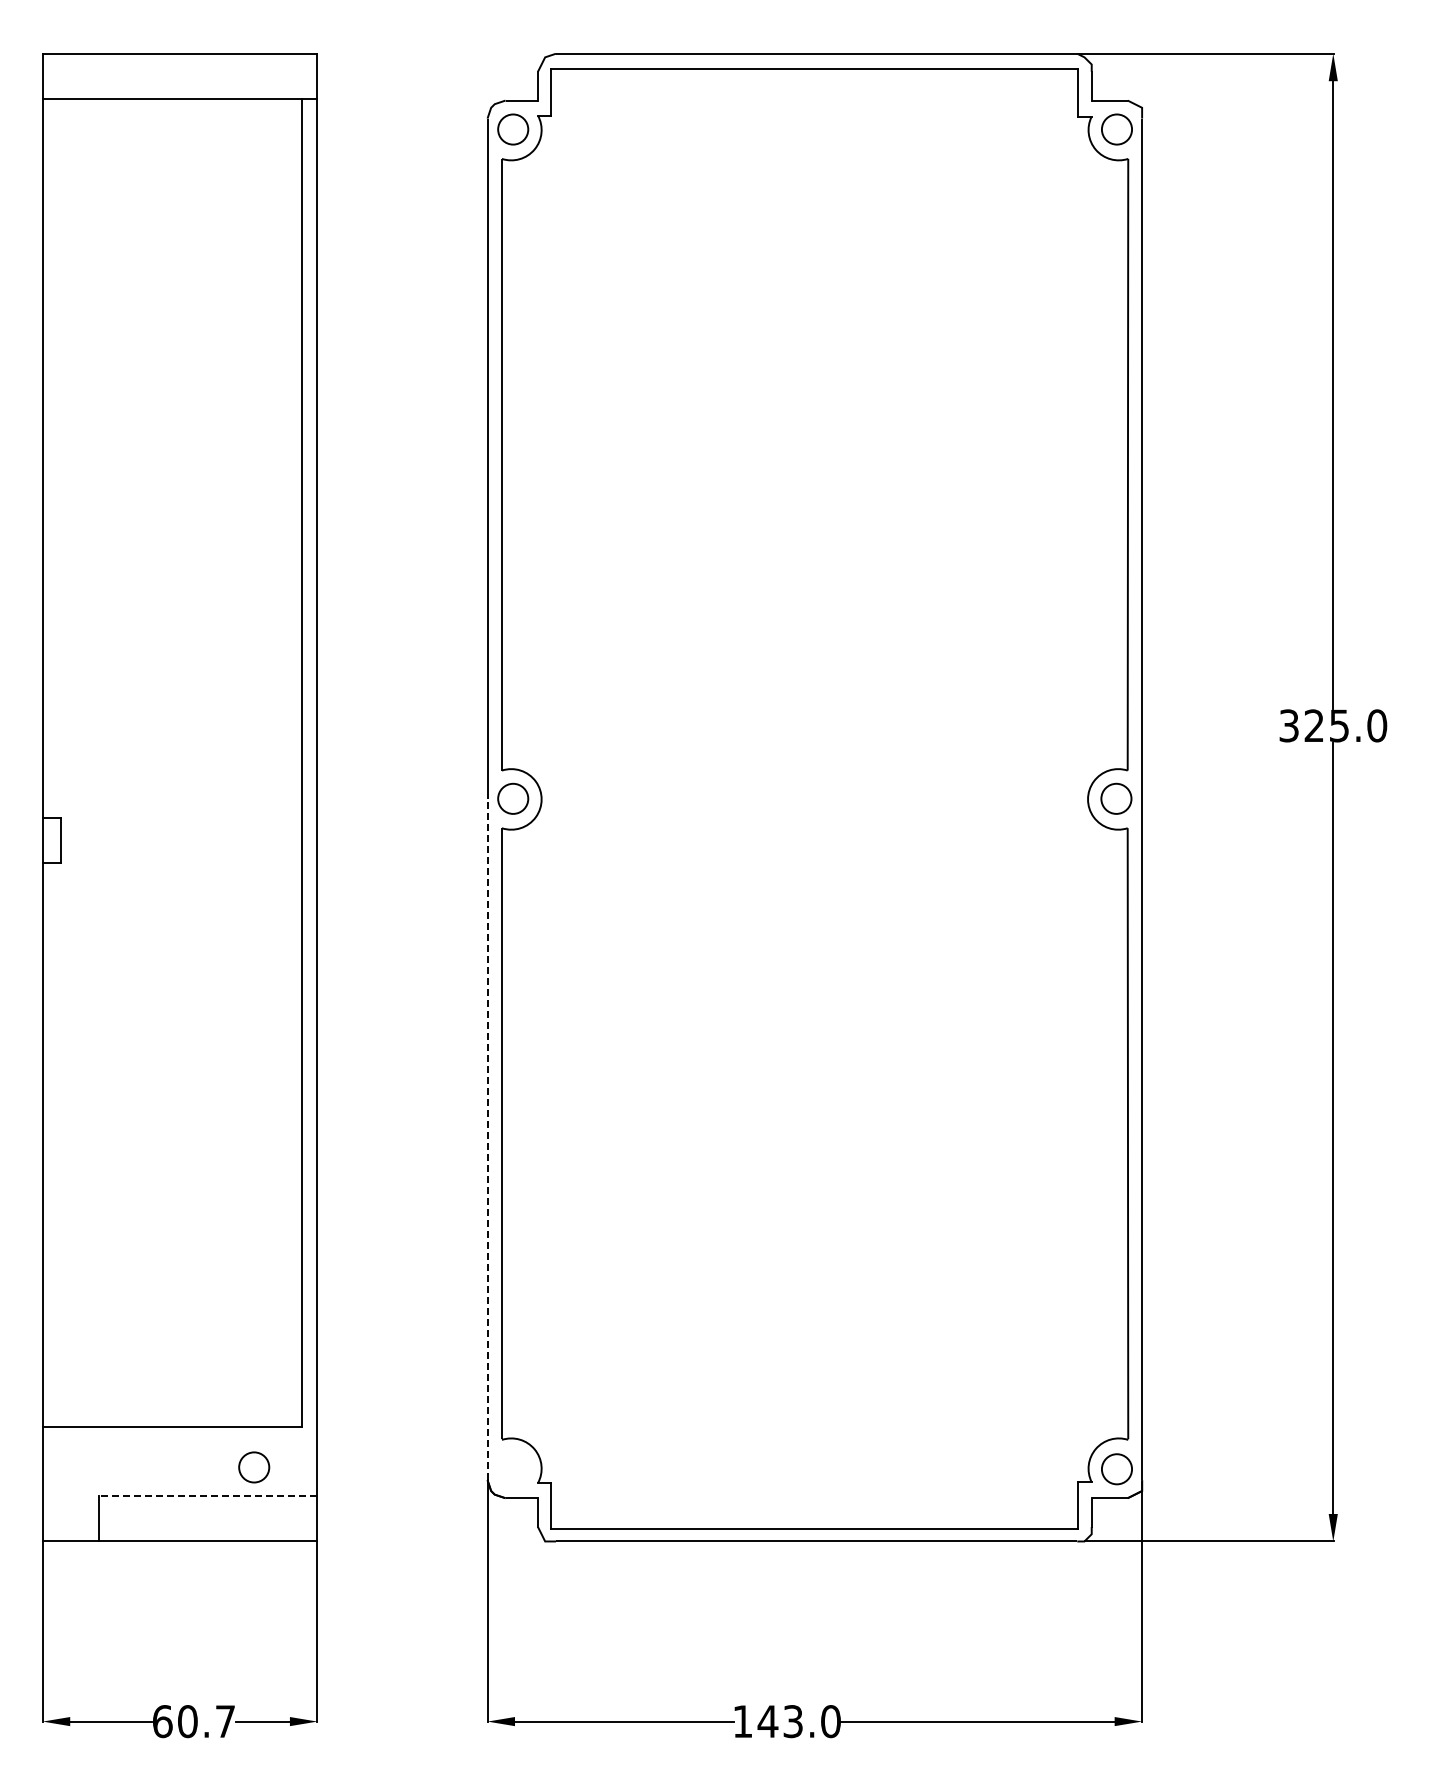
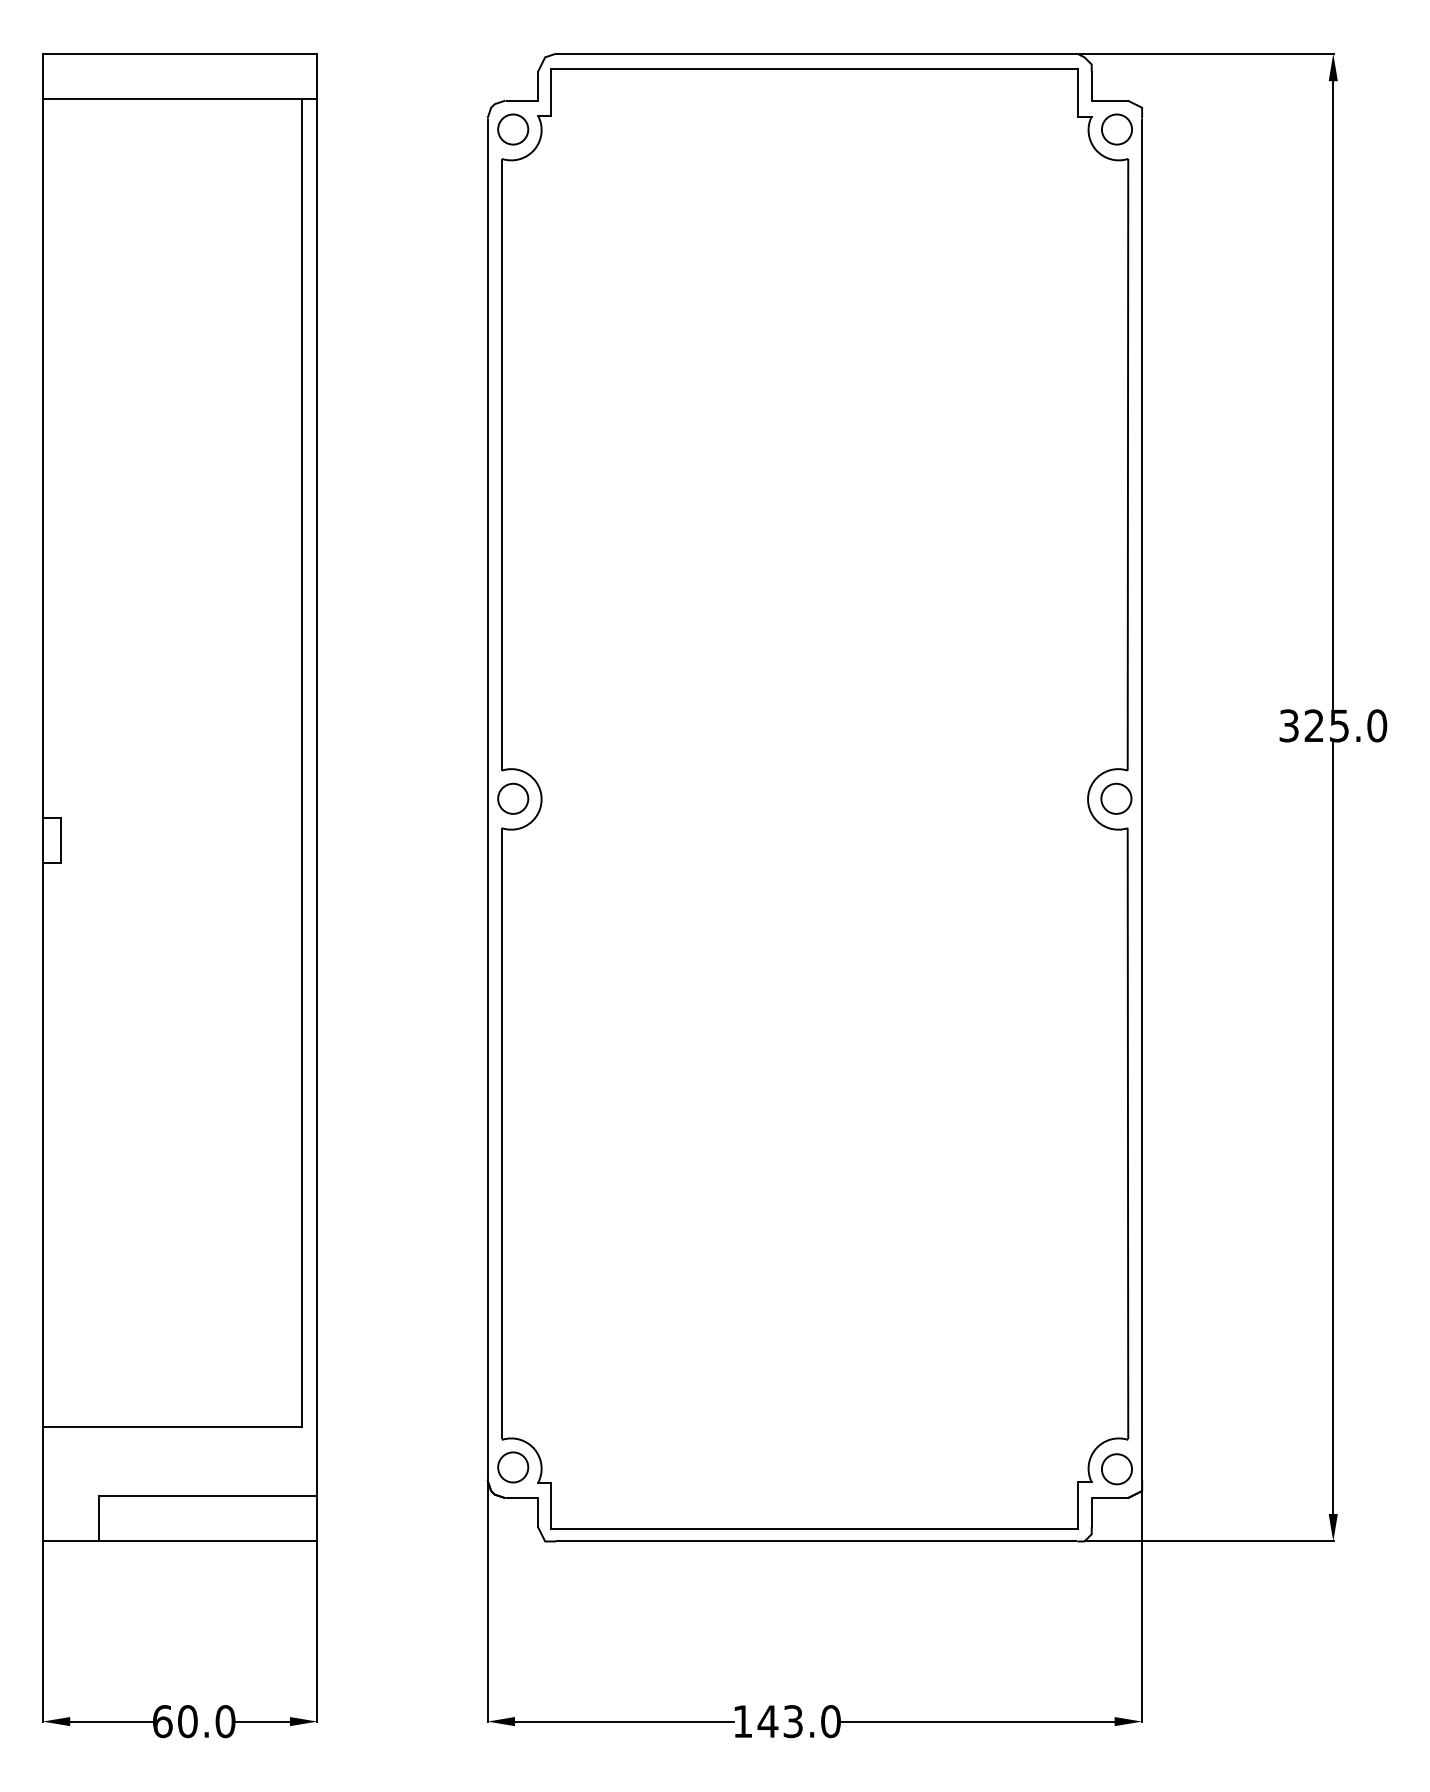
line: dashed -> solid (487, 1139)
circle position: (254, 1467) -> (513, 1467) (513, 1467)
line: dashed -> solid (207, 1496)
text: 60.7 -> 60.0 (225, 1721)
